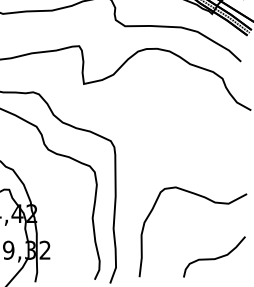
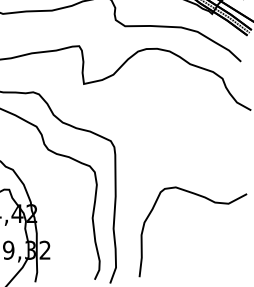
curve: present -> none (215, 257)
